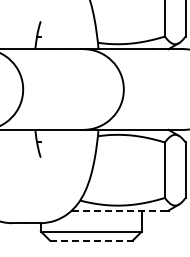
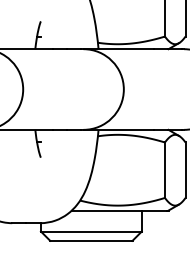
line: dashed -> solid (119, 210)
line: dashed -> solid (90, 240)
